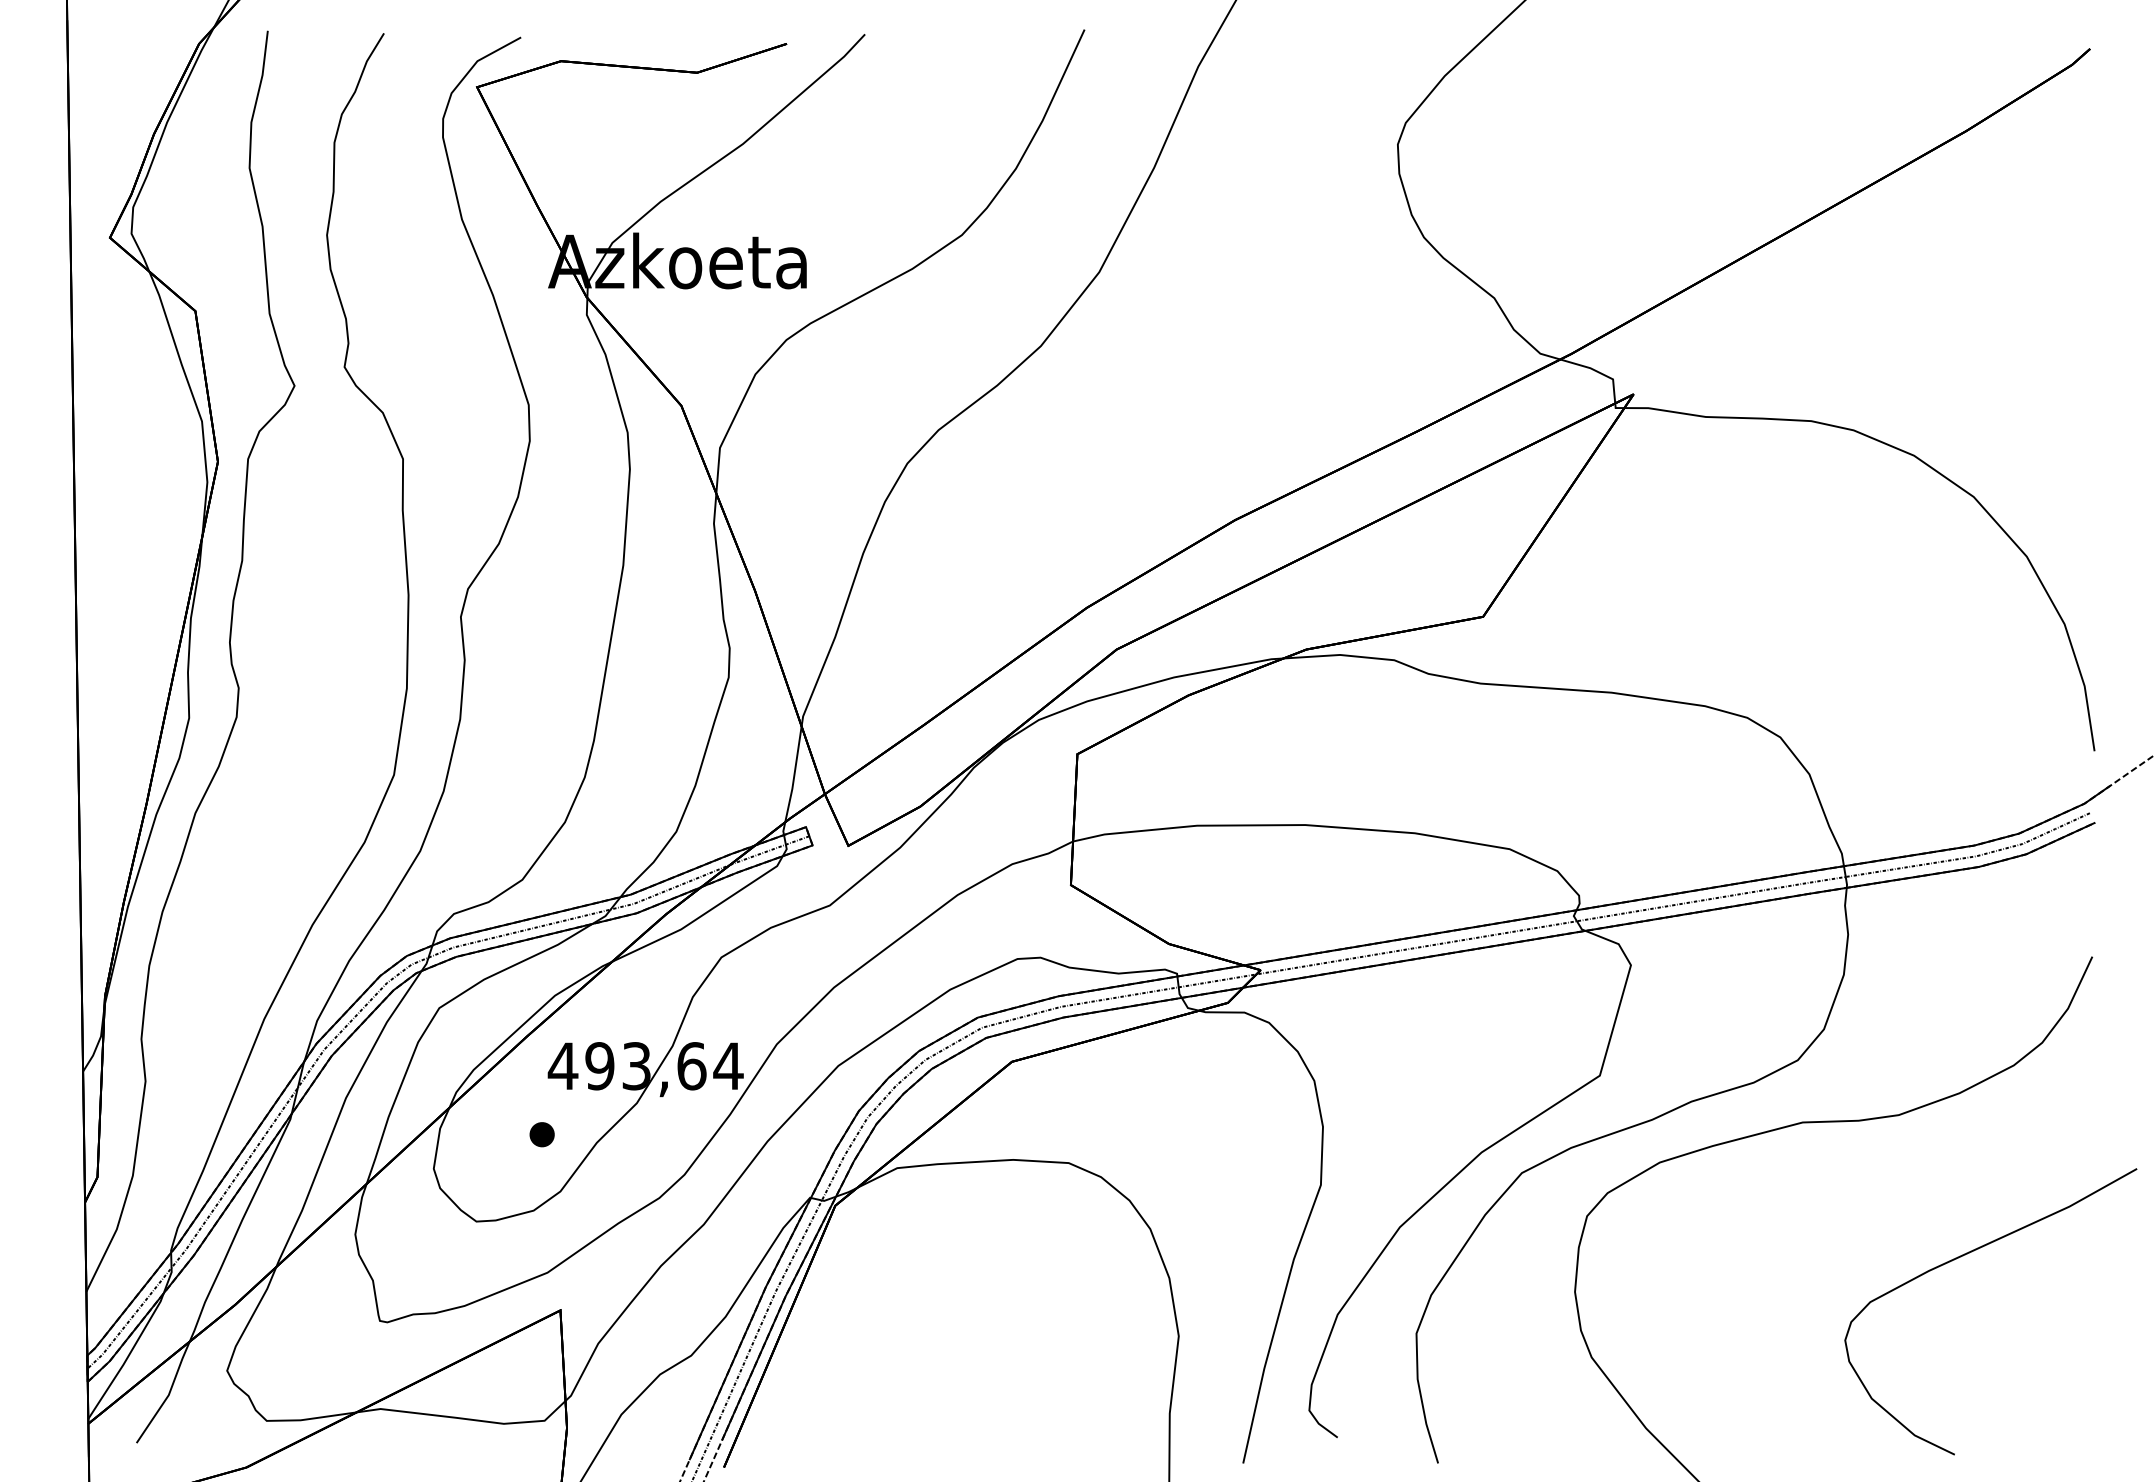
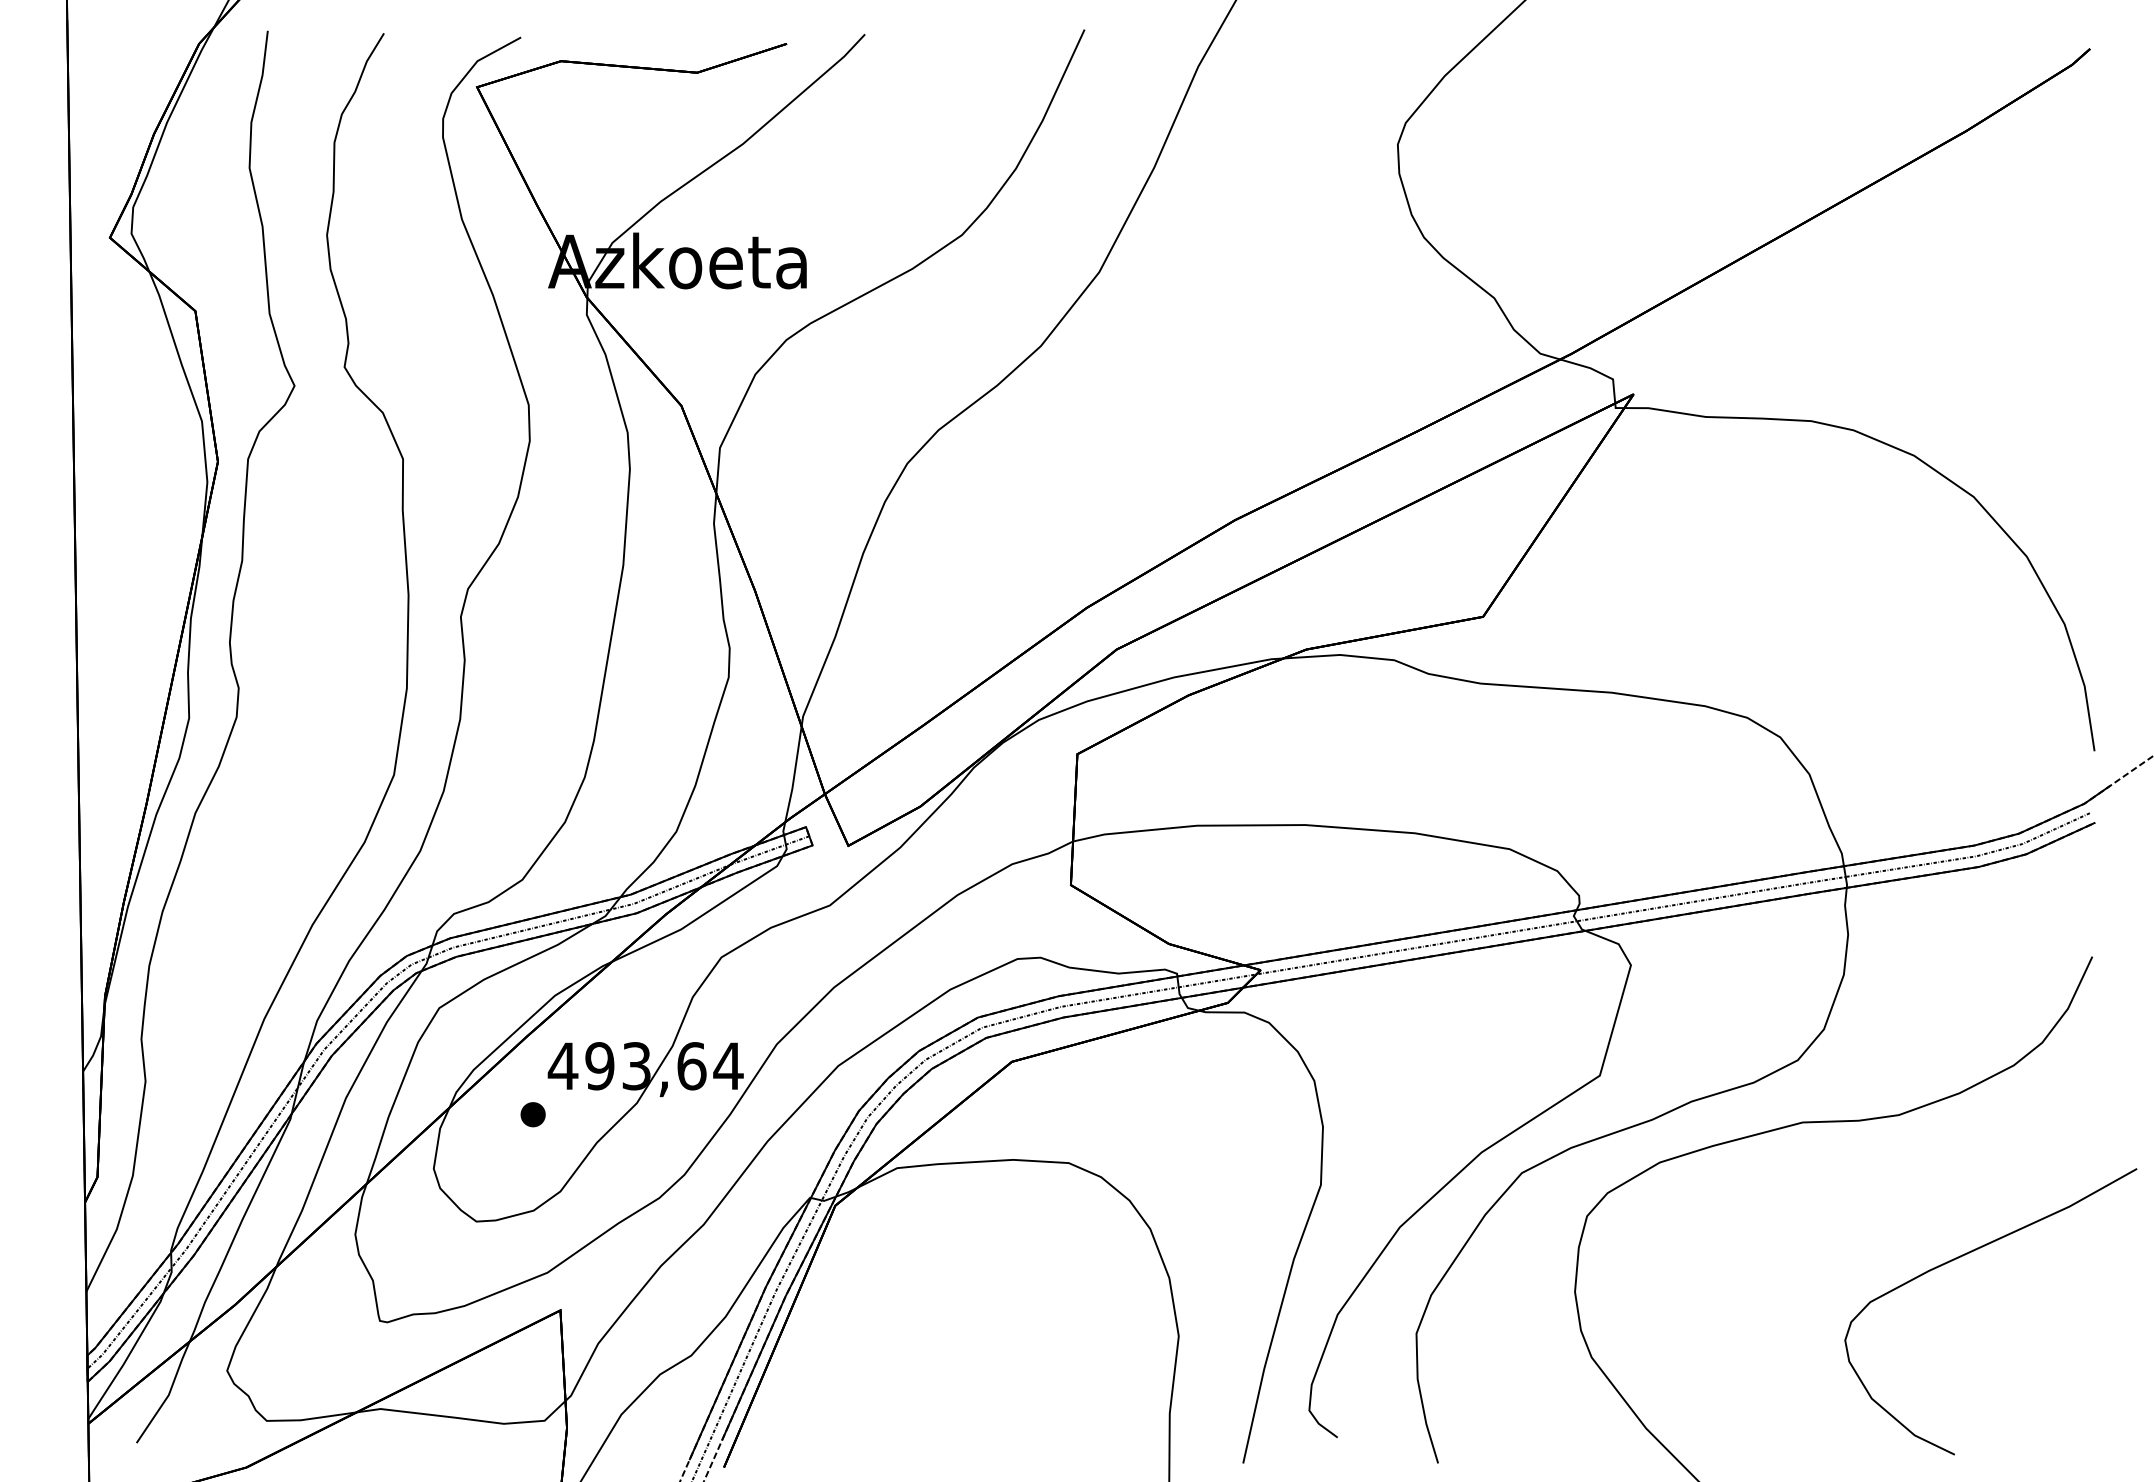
part position: (541, 1134) -> (532, 1114) (532, 1114)
